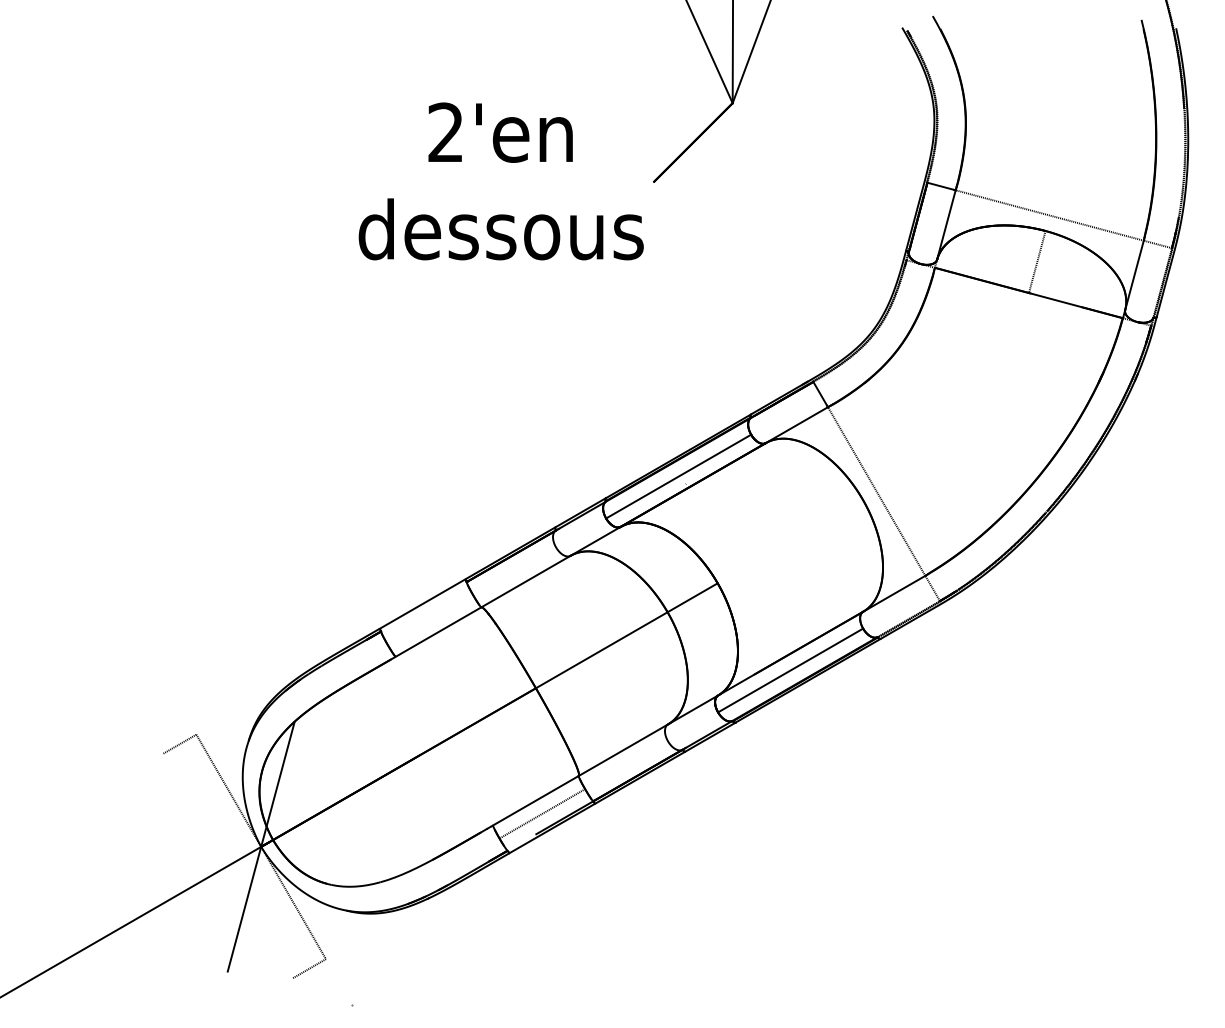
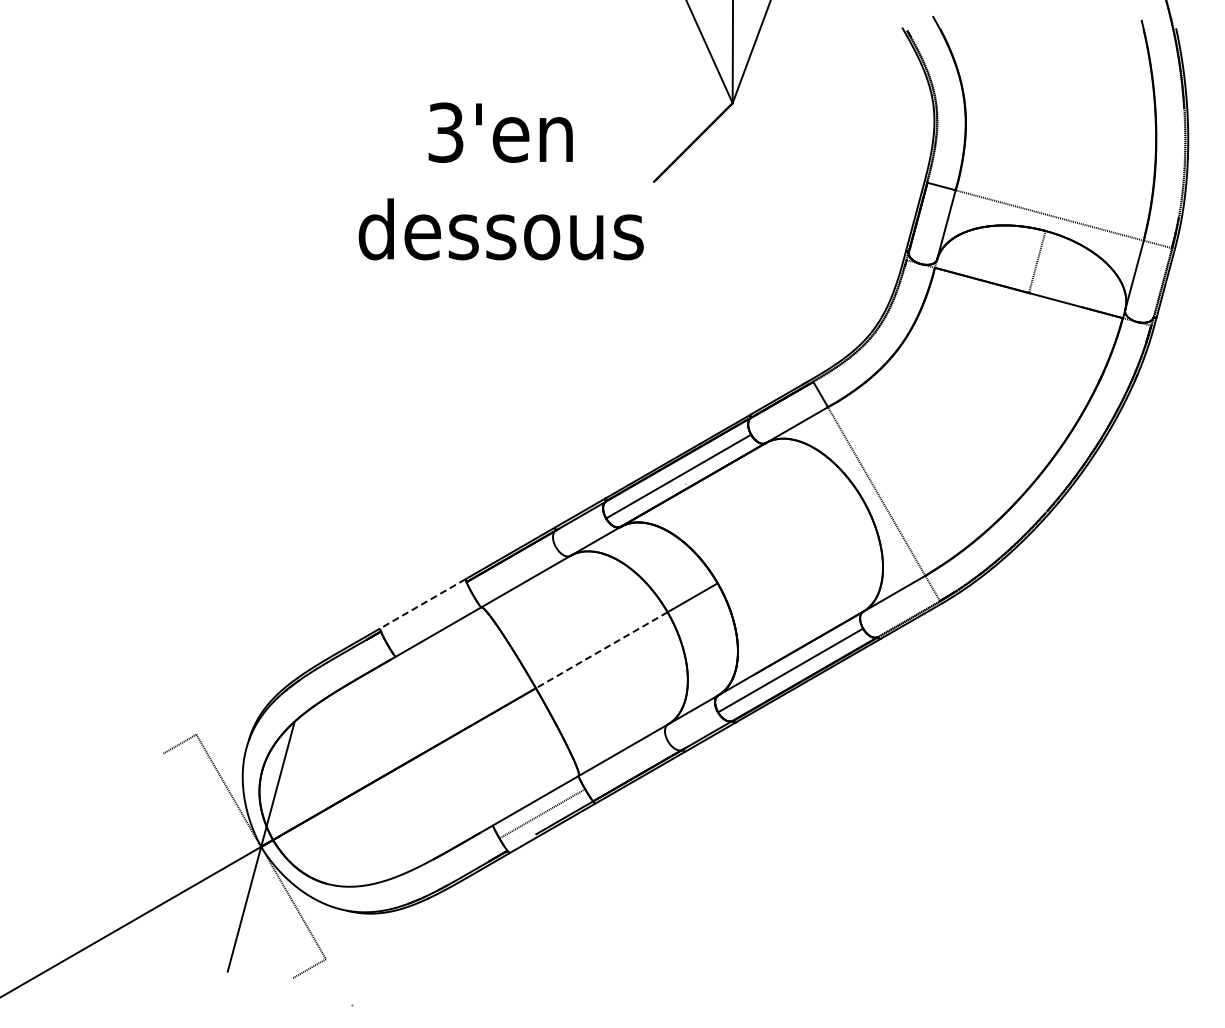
text: 2'en -> 3'en (445, 132)
line: solid -> dashed (422, 604)
line: solid -> dashed (601, 650)
